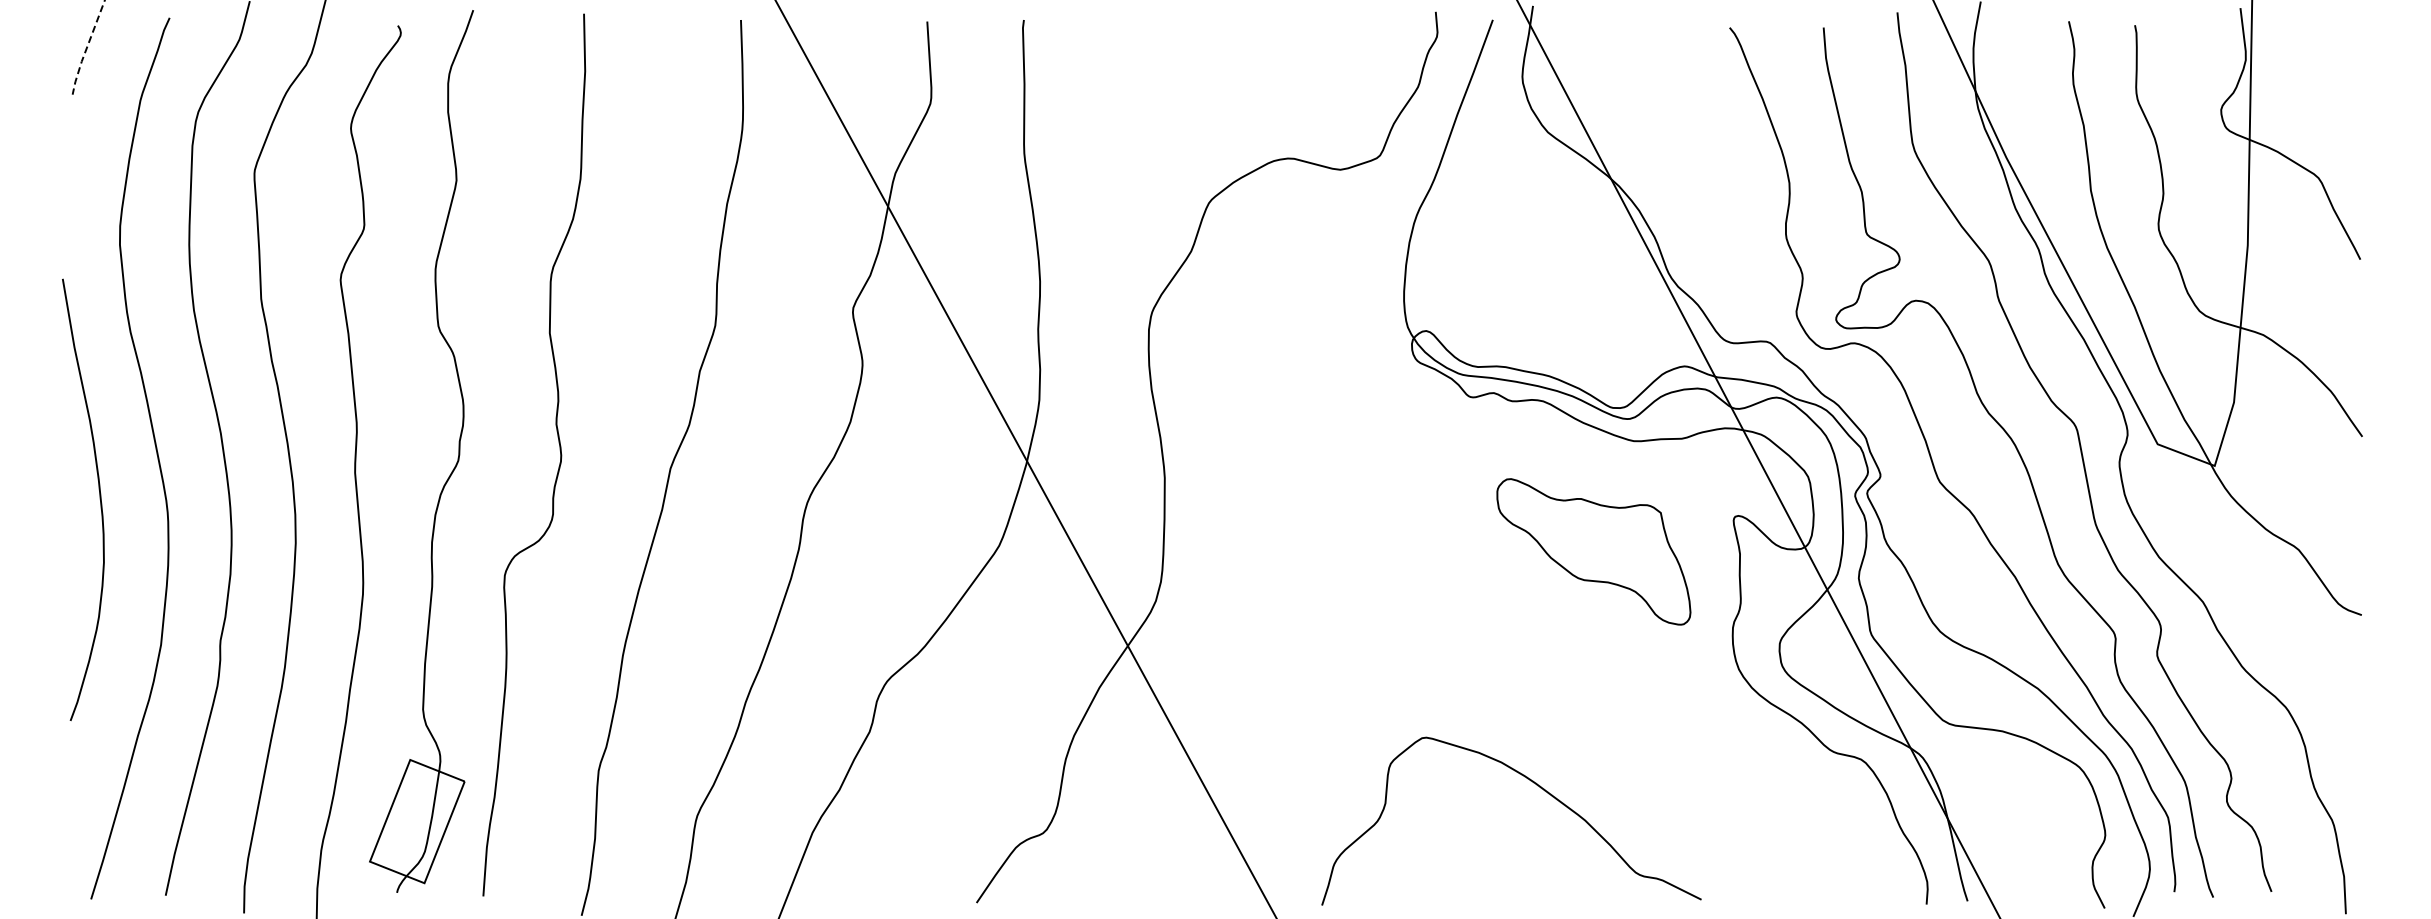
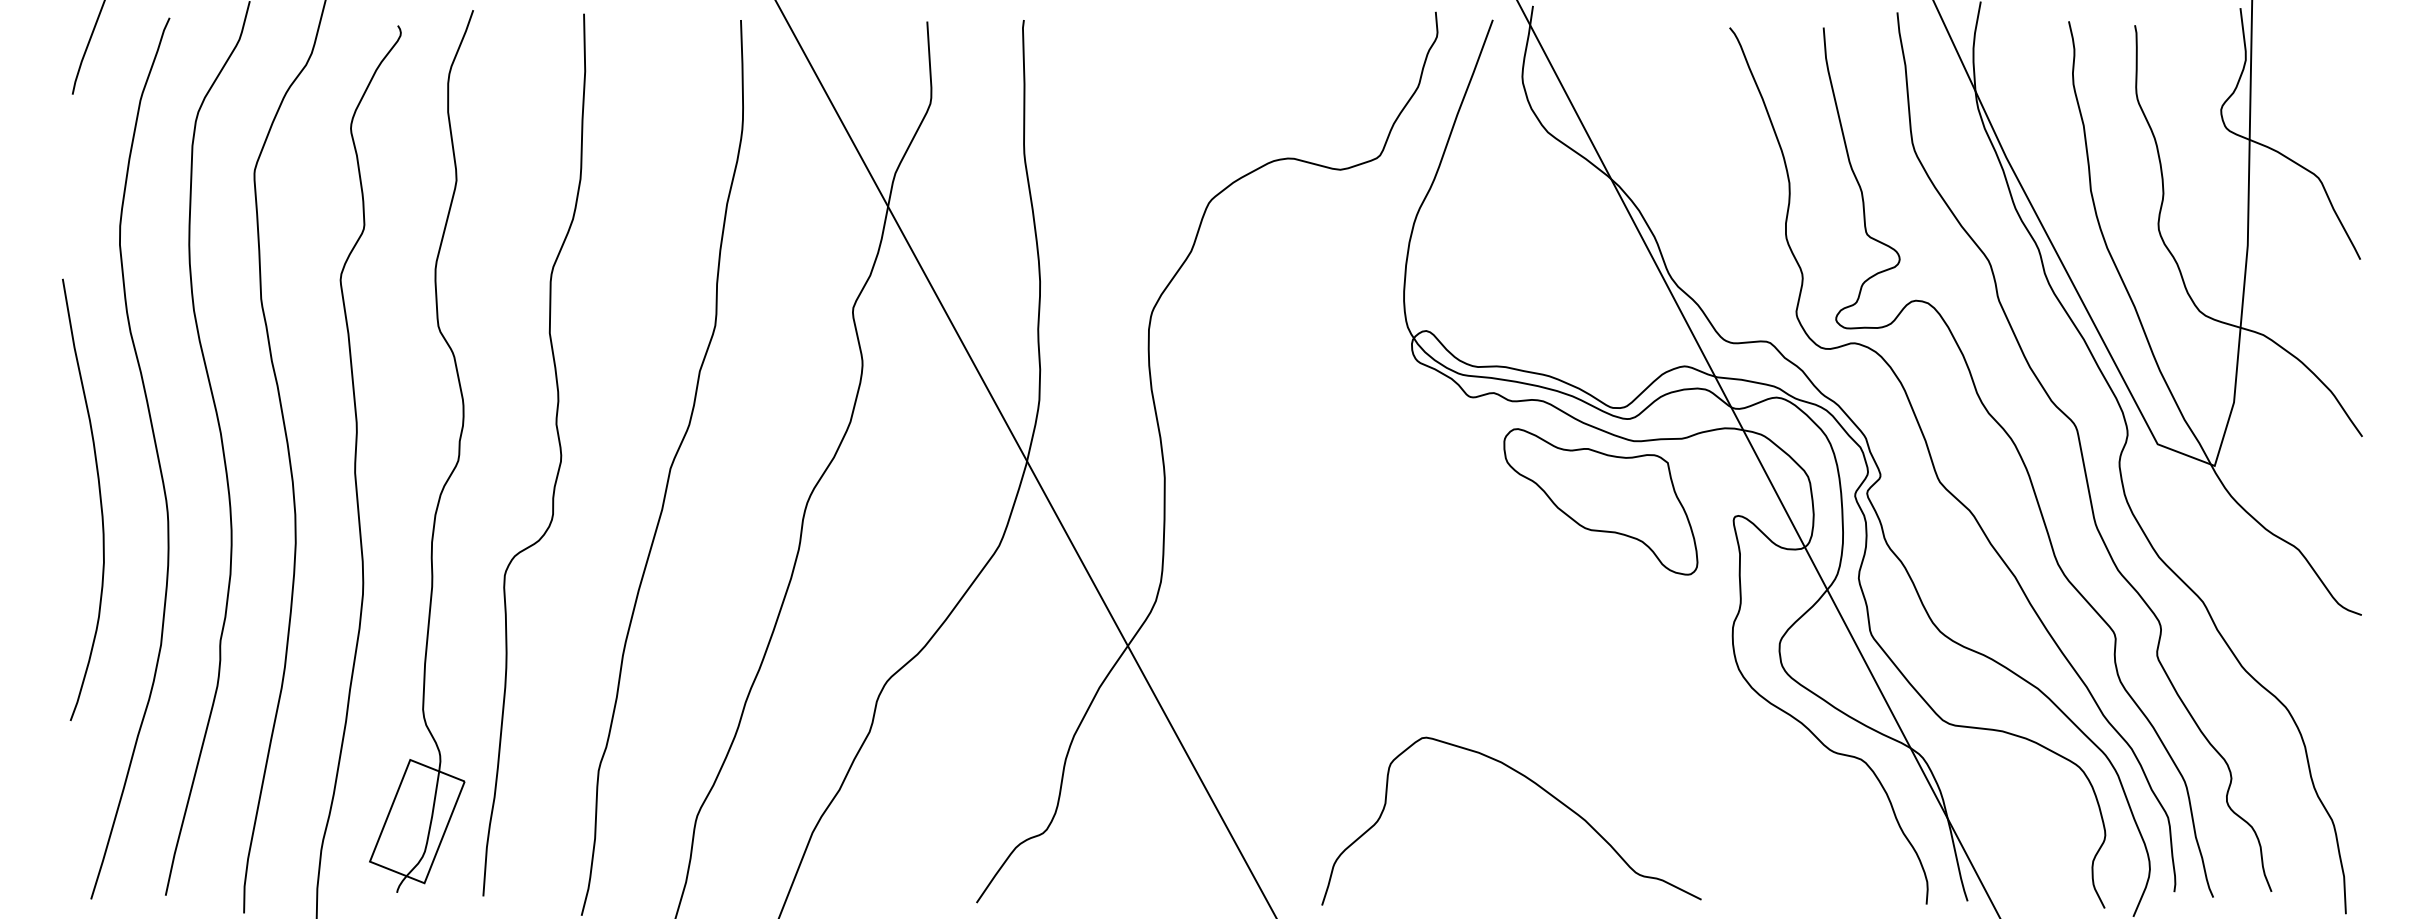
line: dashed -> solid (86, 49)
part position: (1593, 551) -> (1600, 501) (1600, 501)
